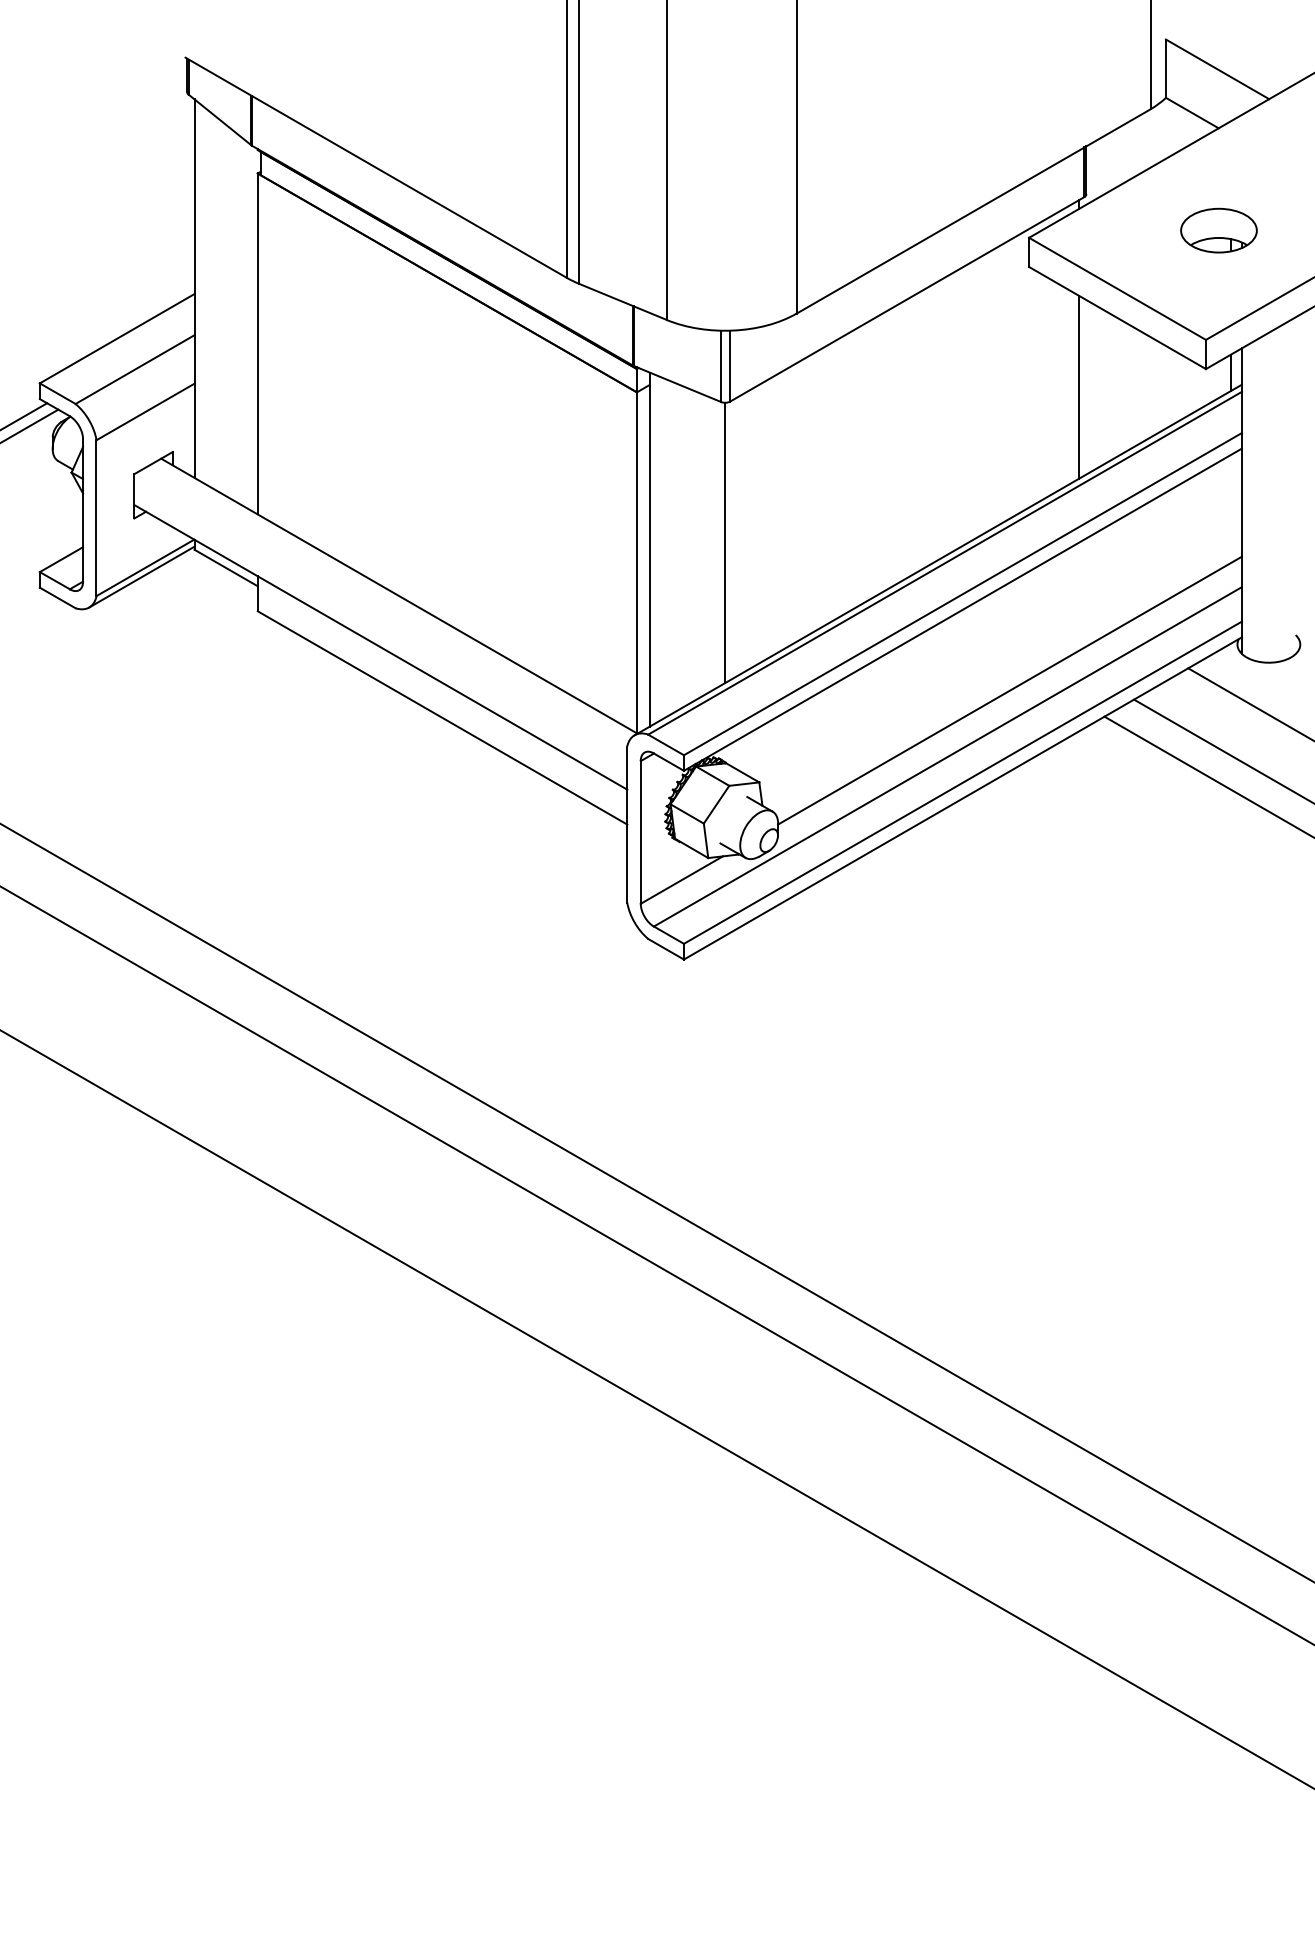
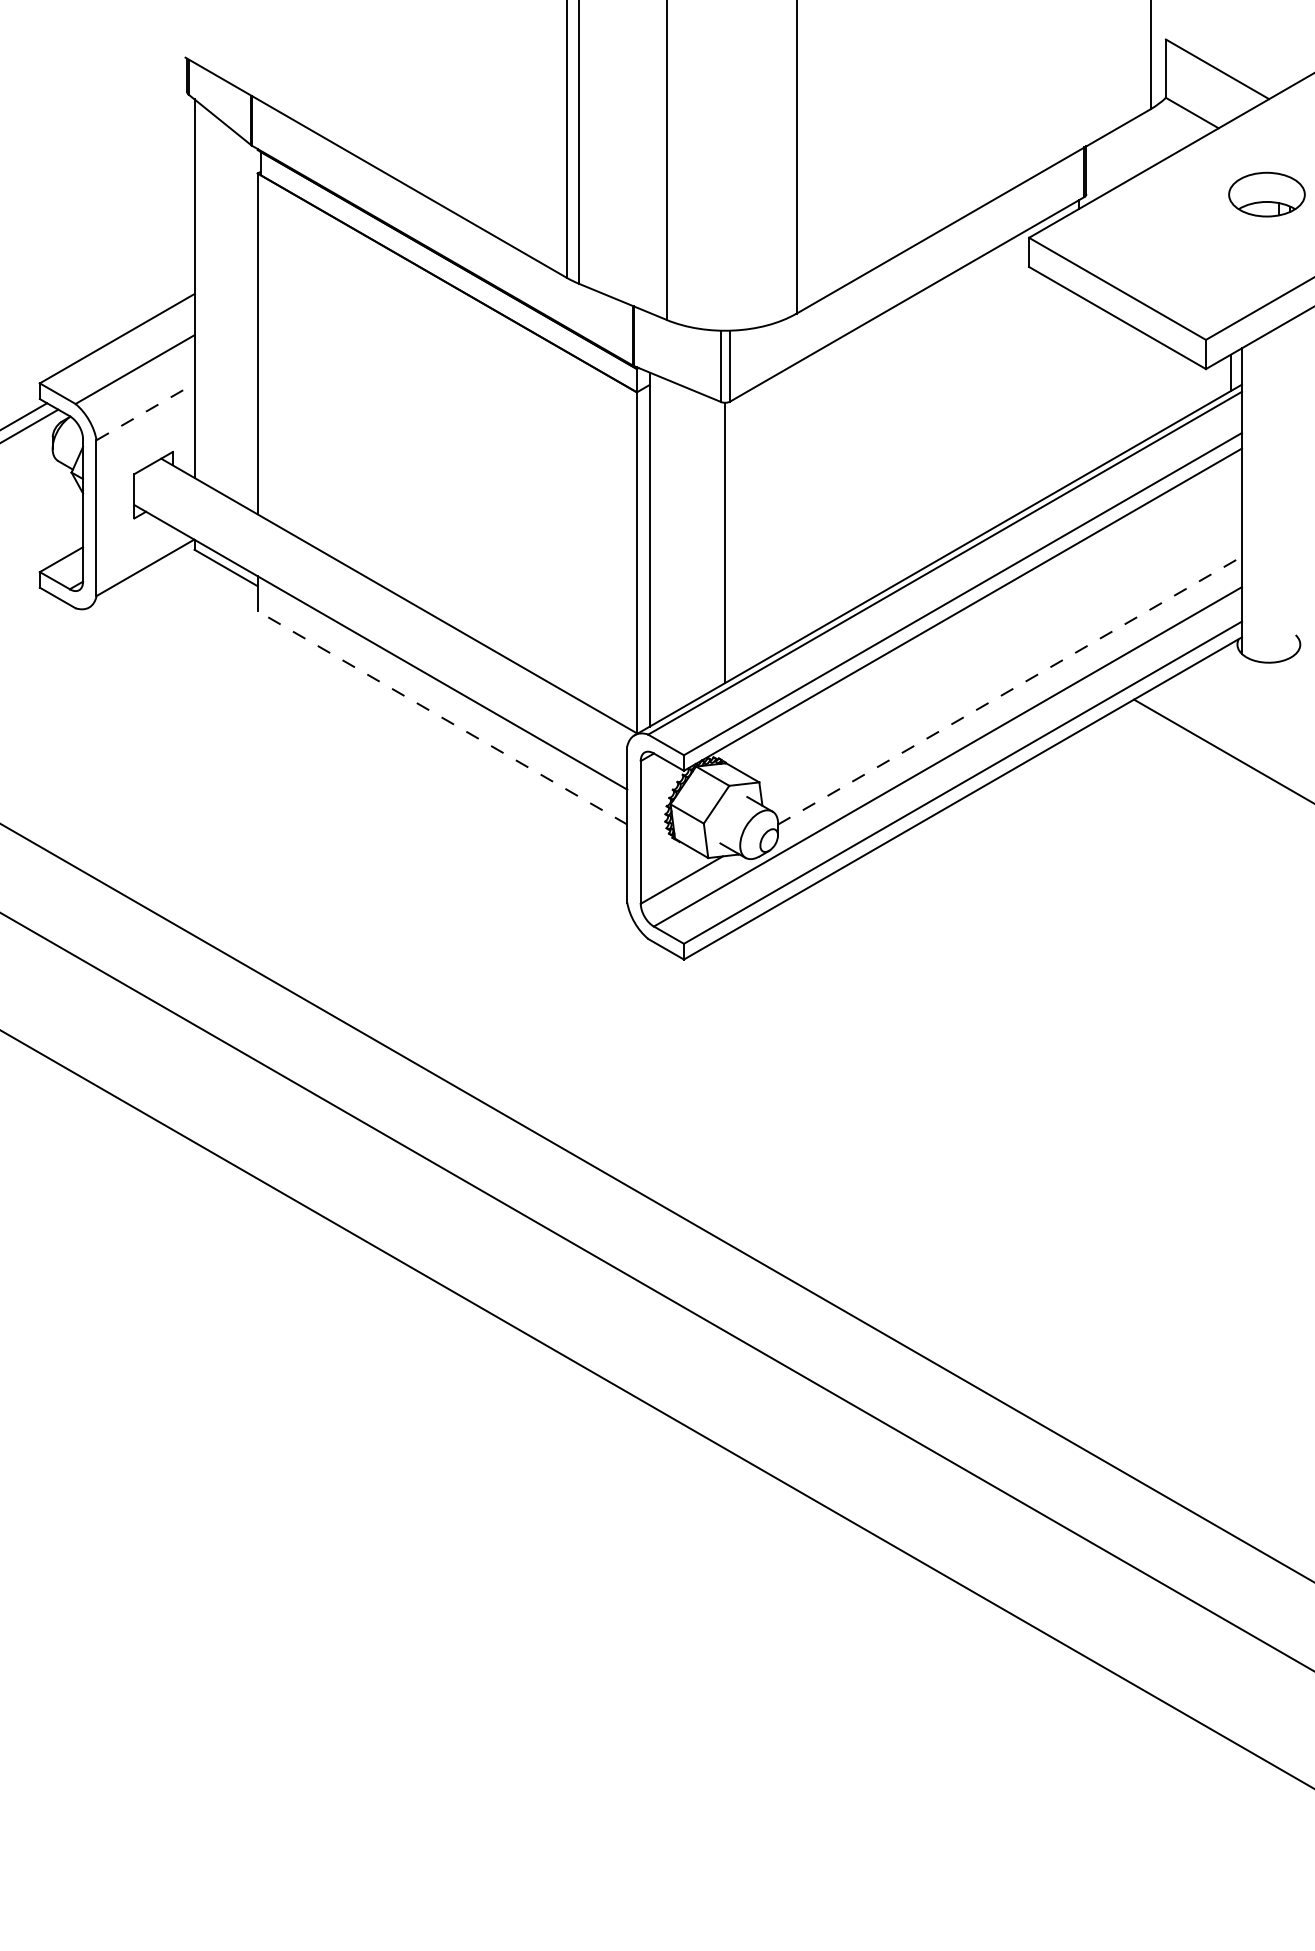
part position: (1218, 230) -> (1266, 194) (1266, 194)
line: present -> none (1079, 386)
line: solid -> dashed (145, 411)
line: present -> none (141, 576)
line: solid -> dashed (1010, 690)
line: present -> none (1249, 703)
line: solid -> dashed (442, 717)
line: present -> none (1207, 776)
line position: (656, 1265) -> (656, 1291) (656, 1291)
